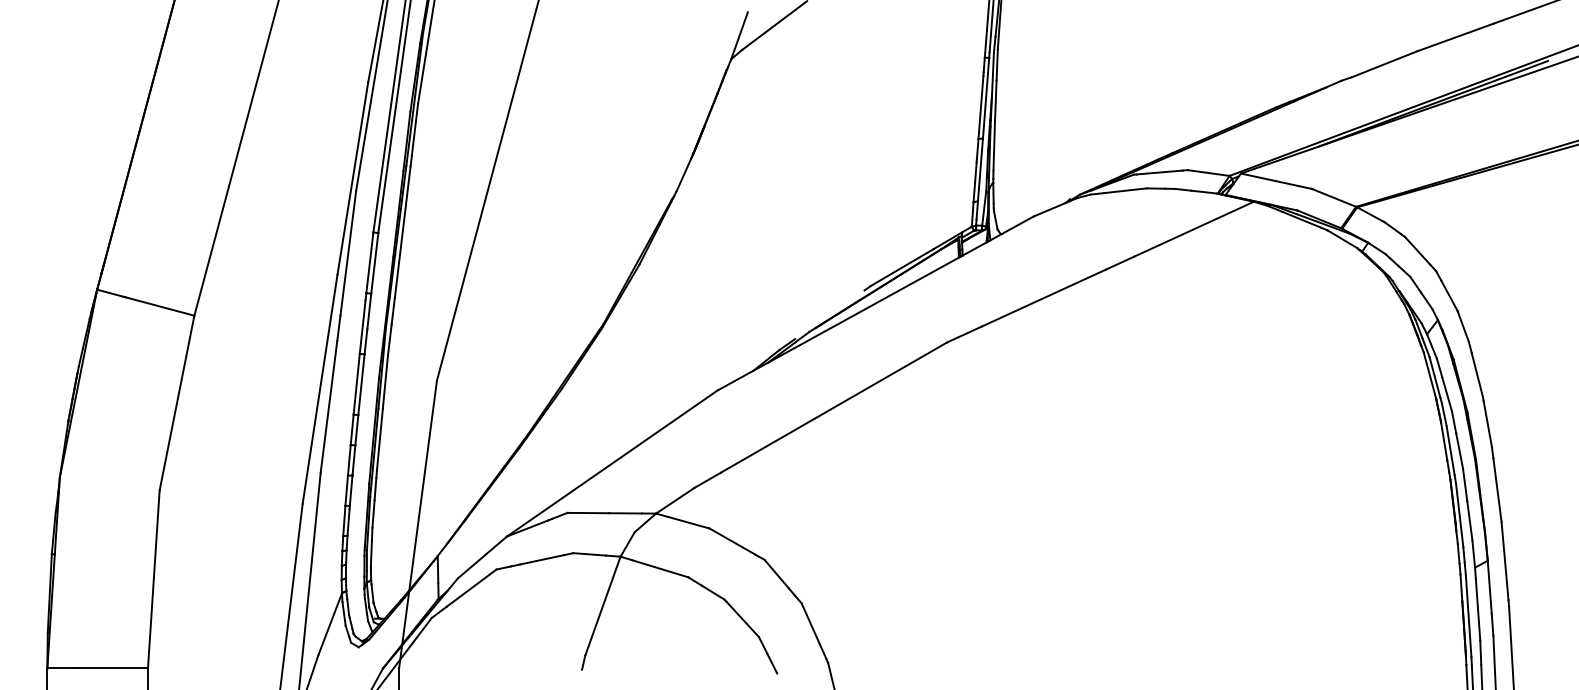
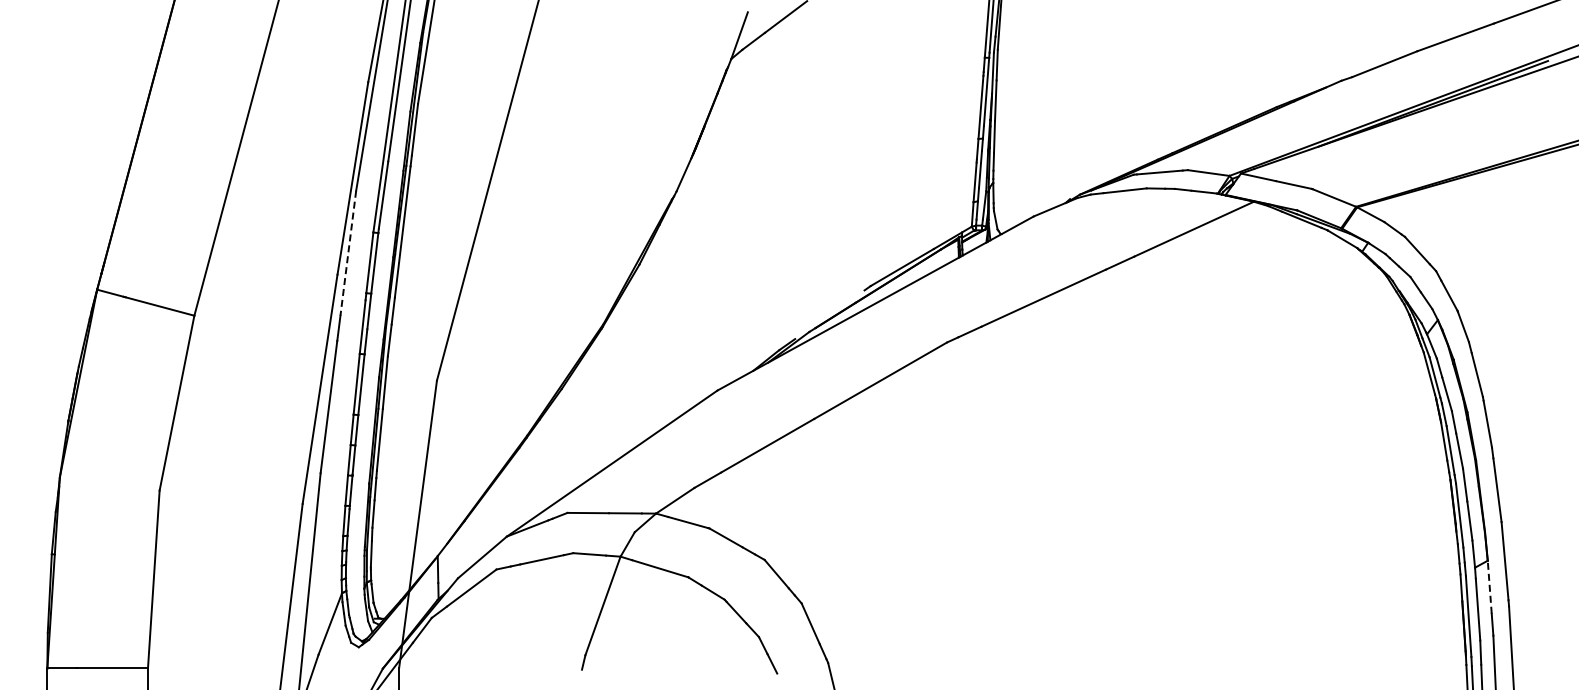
line: solid -> dashed (348, 253)
line: solid -> dashed (1489, 587)
